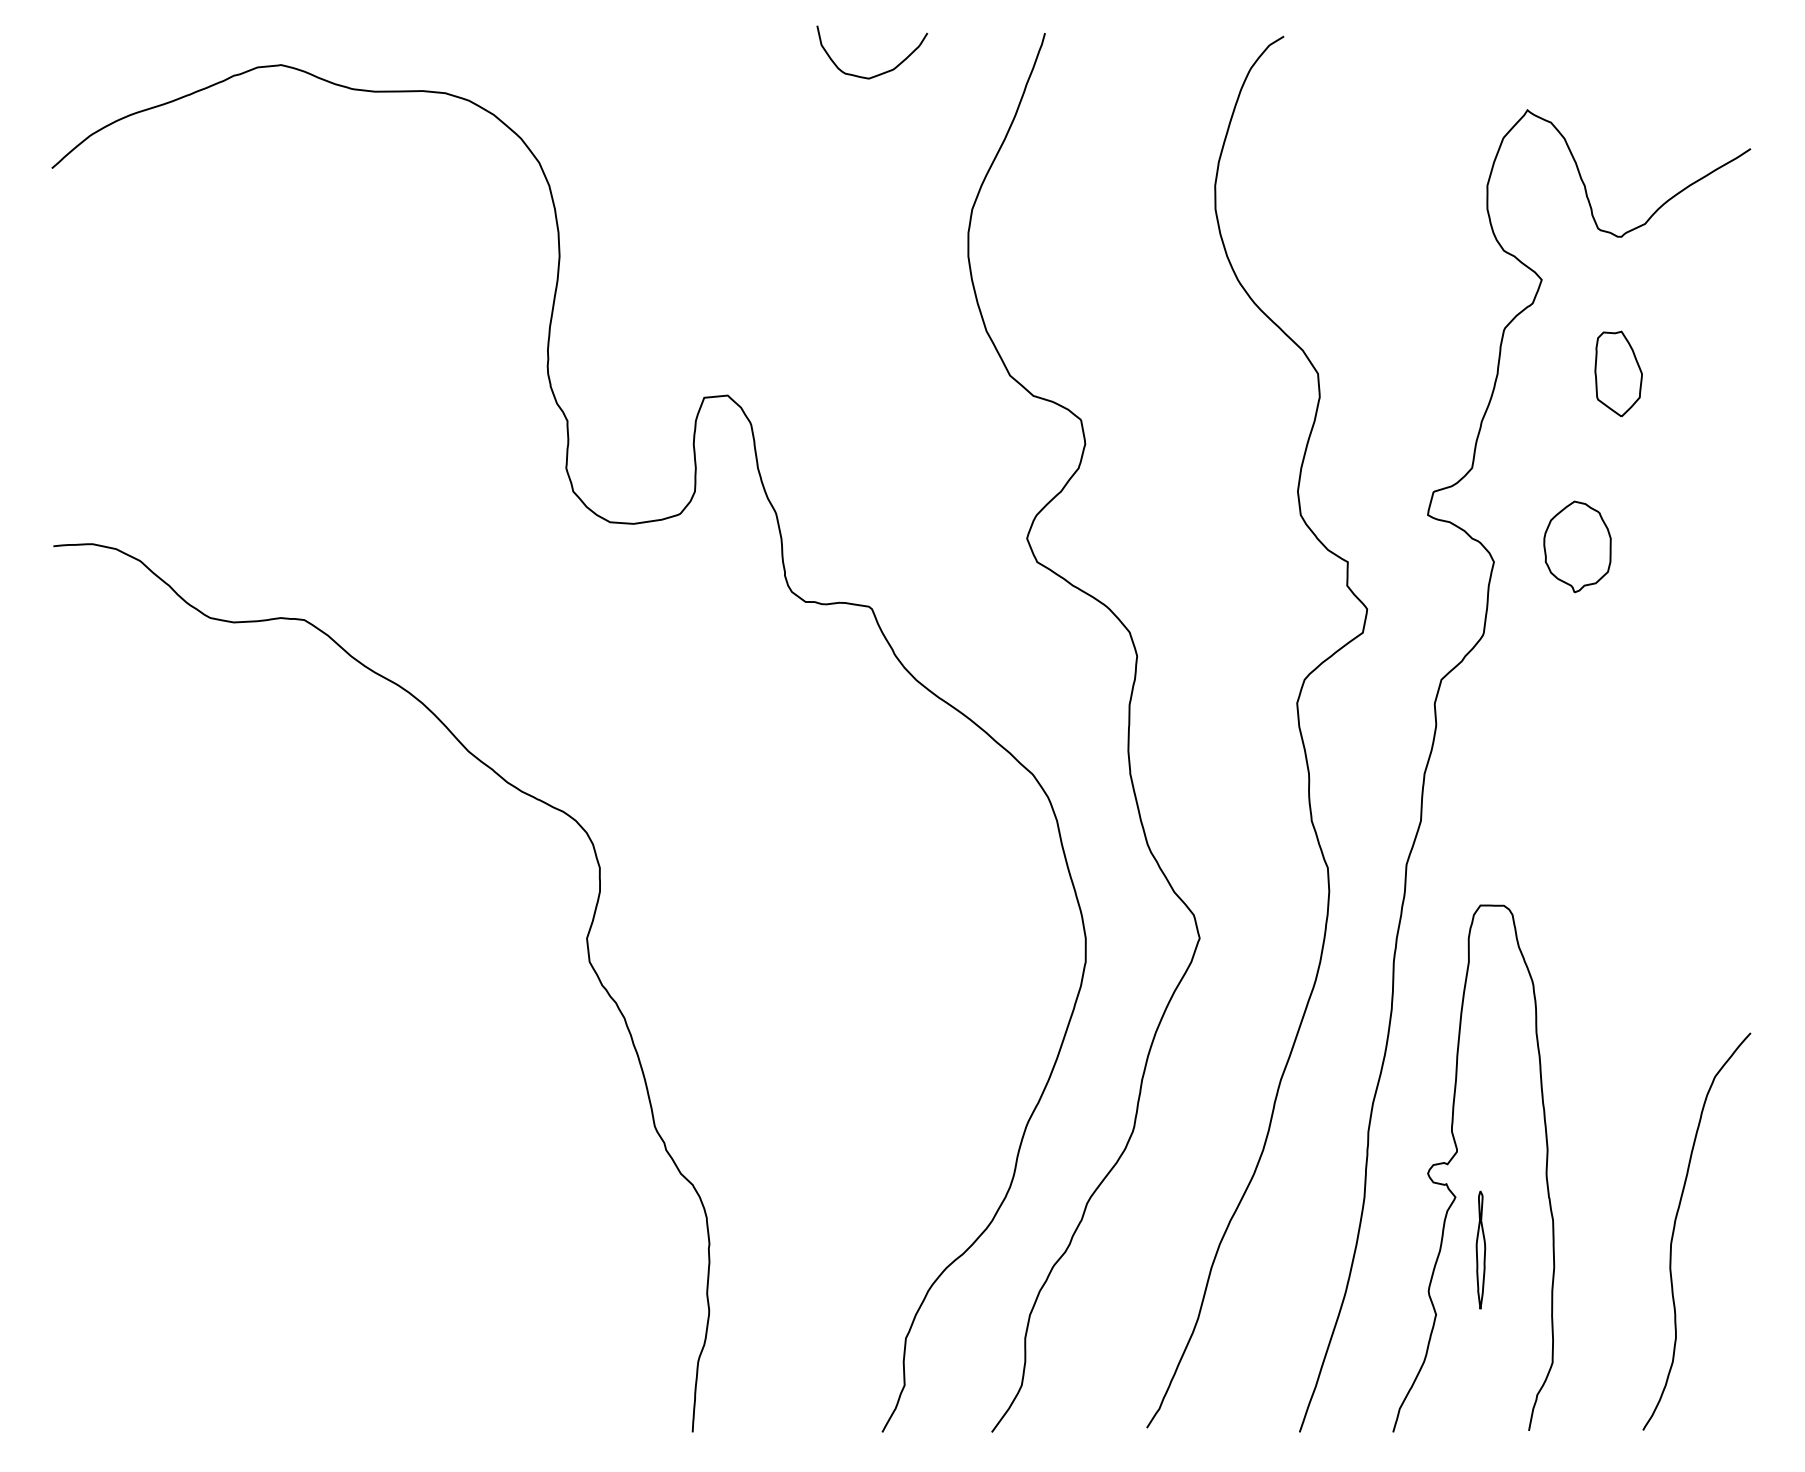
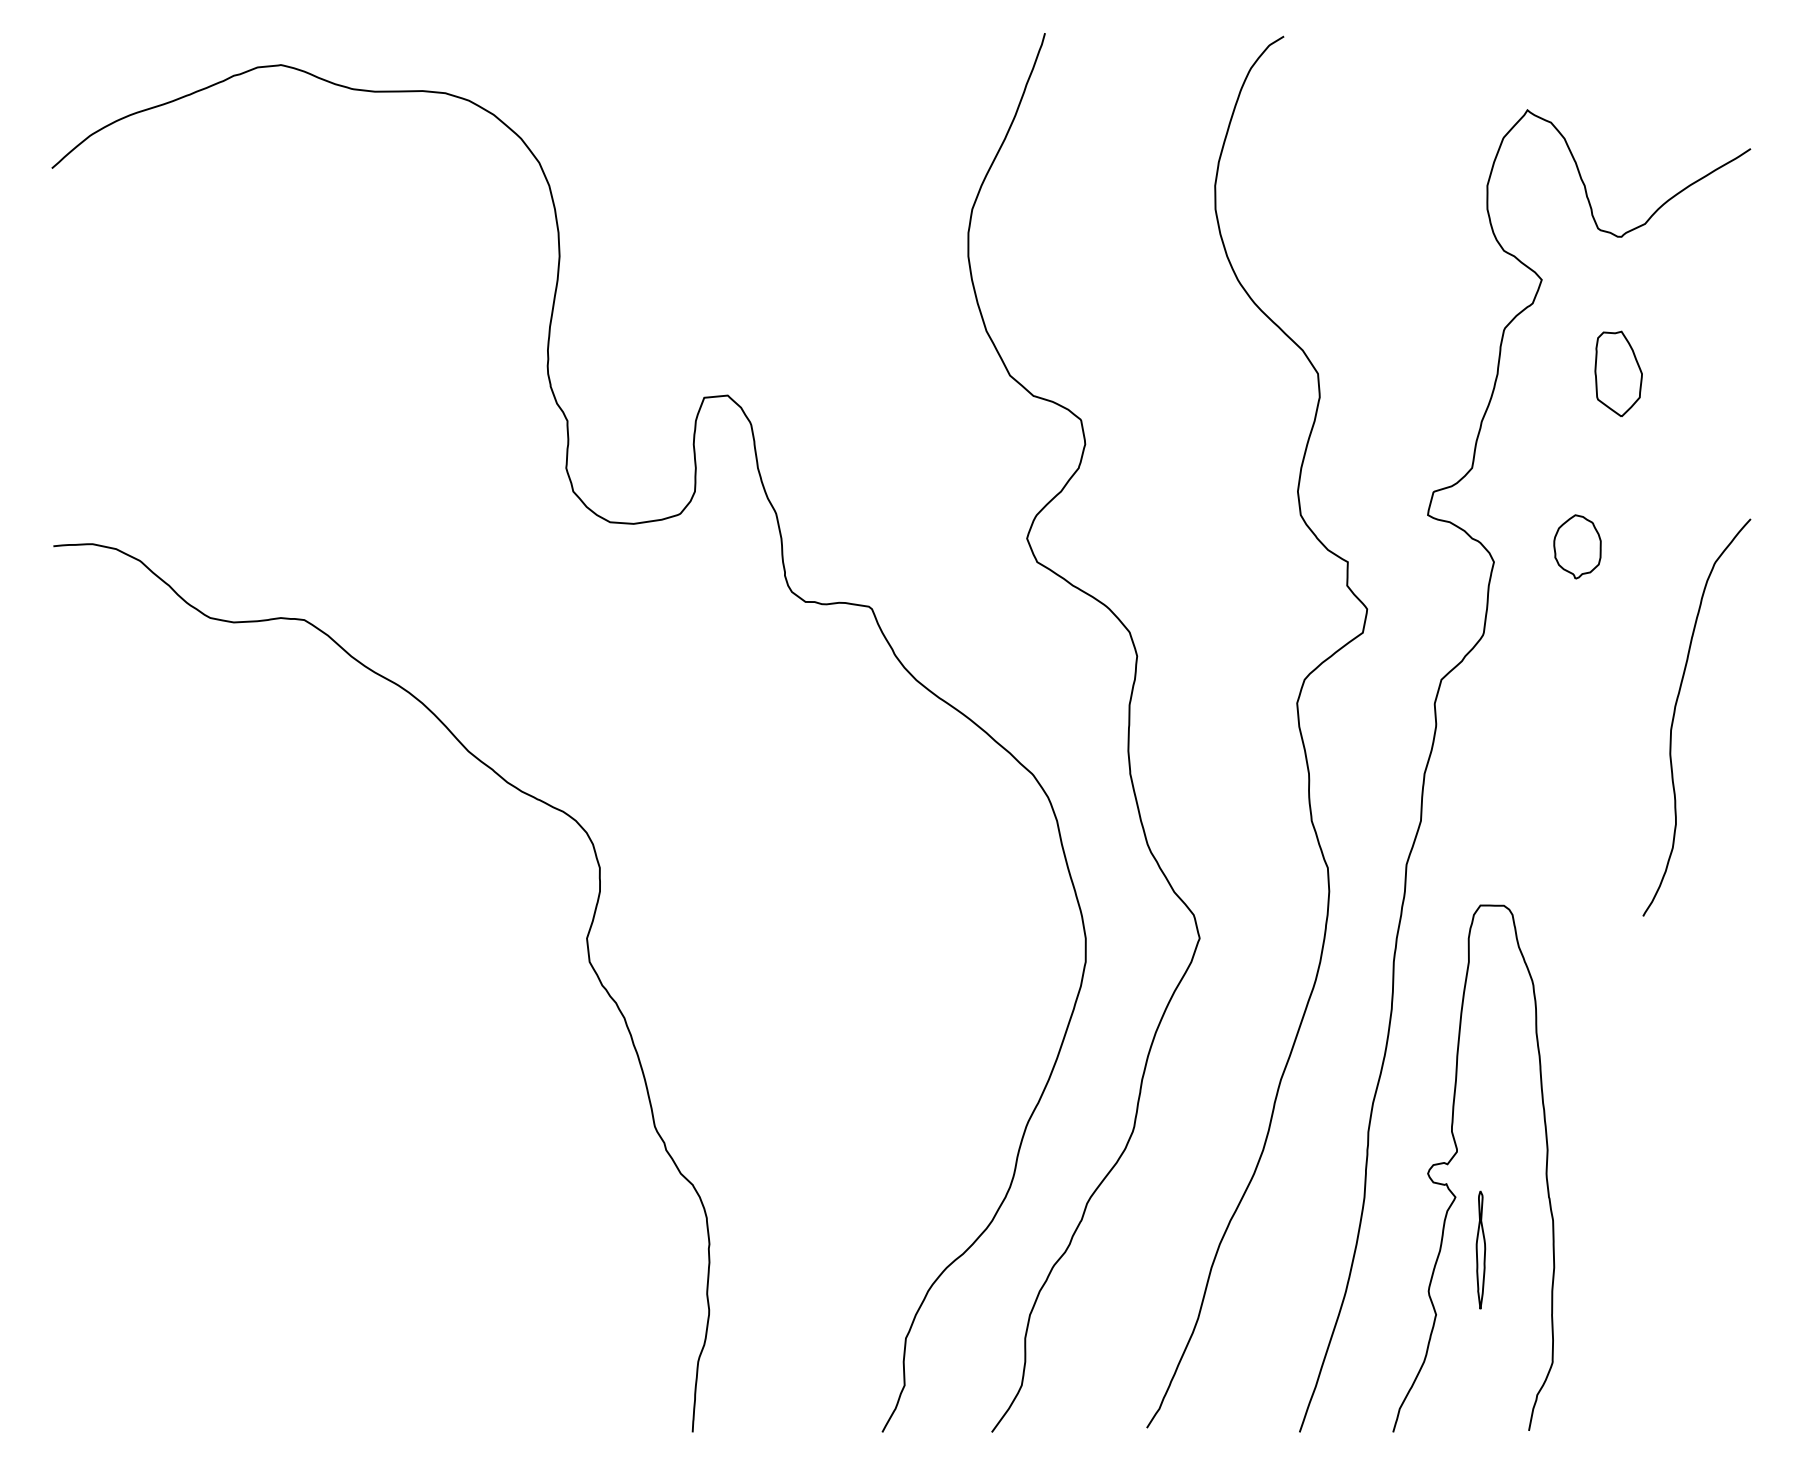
curve: present -> none (879, 73)
part size: 69x94 px -> 49x66 px (1577, 546)
curve position: (1675, 1227) -> (1675, 713) (1675, 713)
